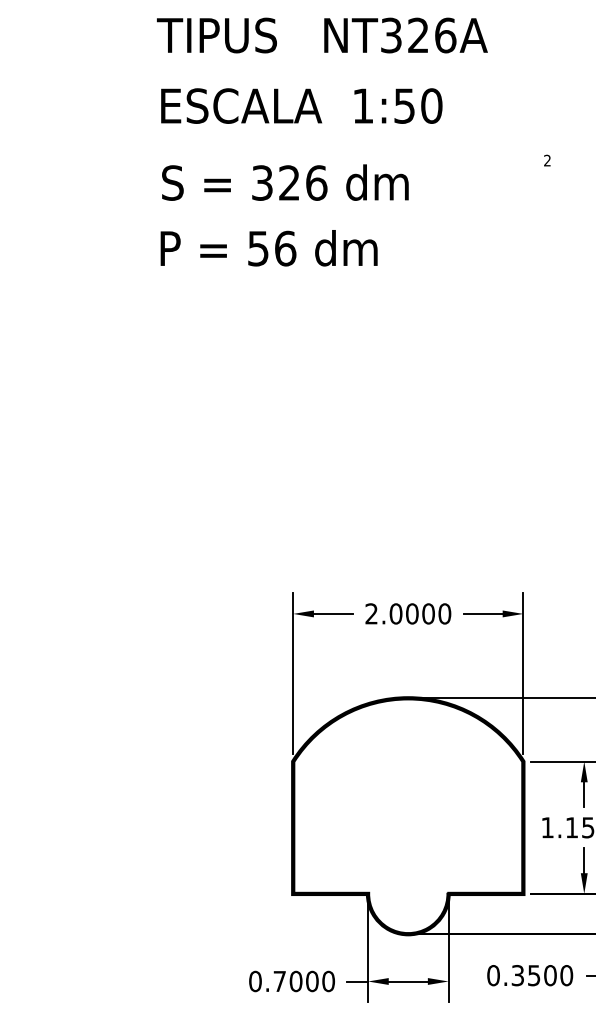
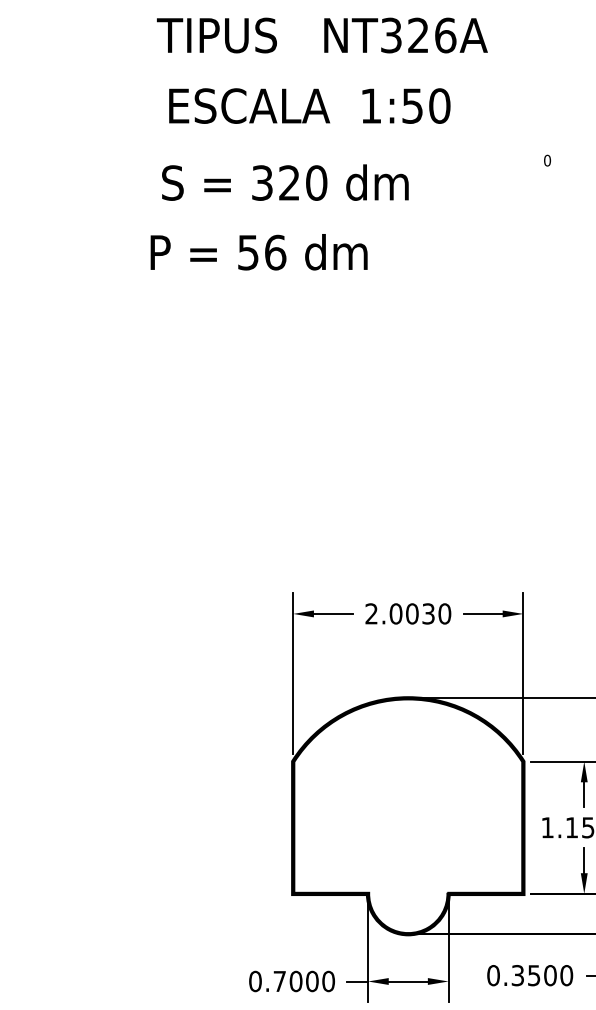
text position: (301, 105) -> (309, 105) (309, 105)
text: 2 -> 0 (547, 160)
text: 326 -> 320 (316, 182)
text position: (268, 248) -> (258, 252) (258, 252)
text: 2.0000 -> 2.0030 (428, 613)
